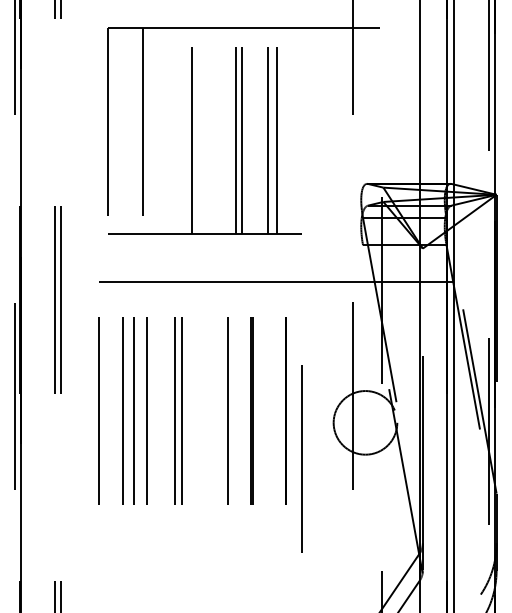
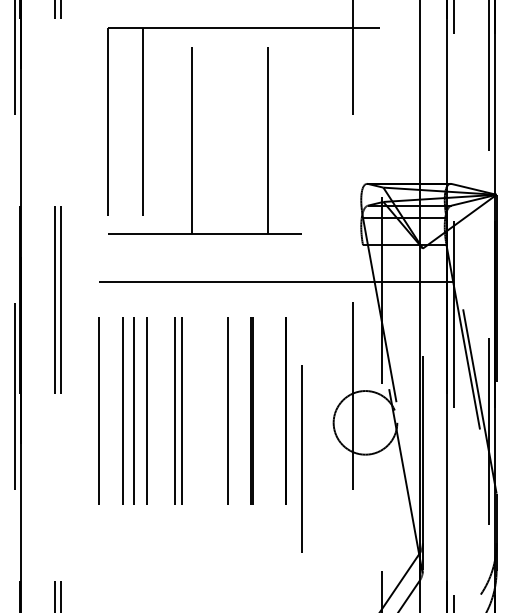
line: present -> none (236, 131)
line: present -> none (241, 131)
line: present -> none (276, 131)
line: solid -> dashed (453, 306)
